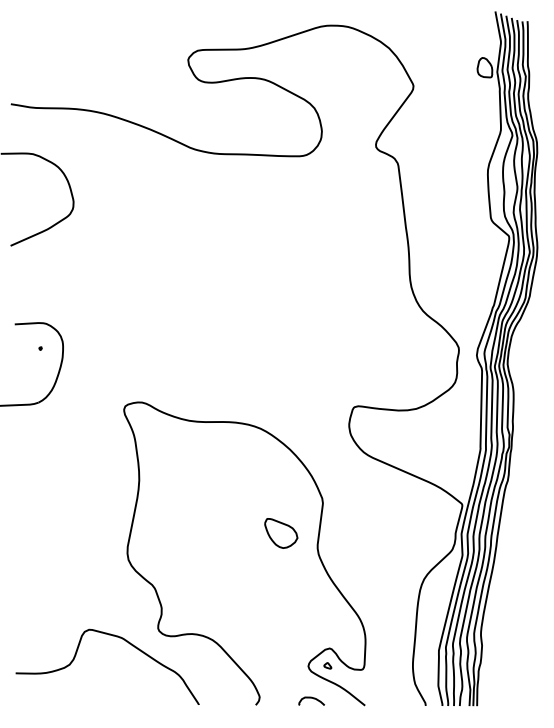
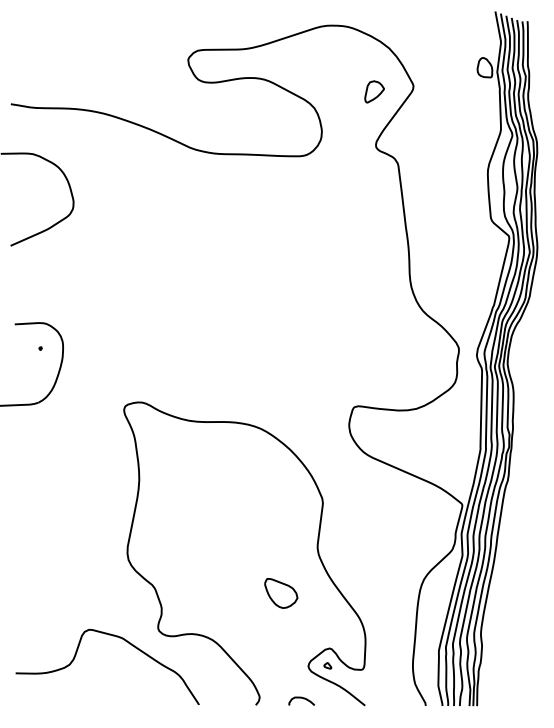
part: none -> present (374, 91)
part position: (281, 533) -> (281, 593) (281, 593)
curve position: (311, 698) -> (301, 698) (301, 698)
